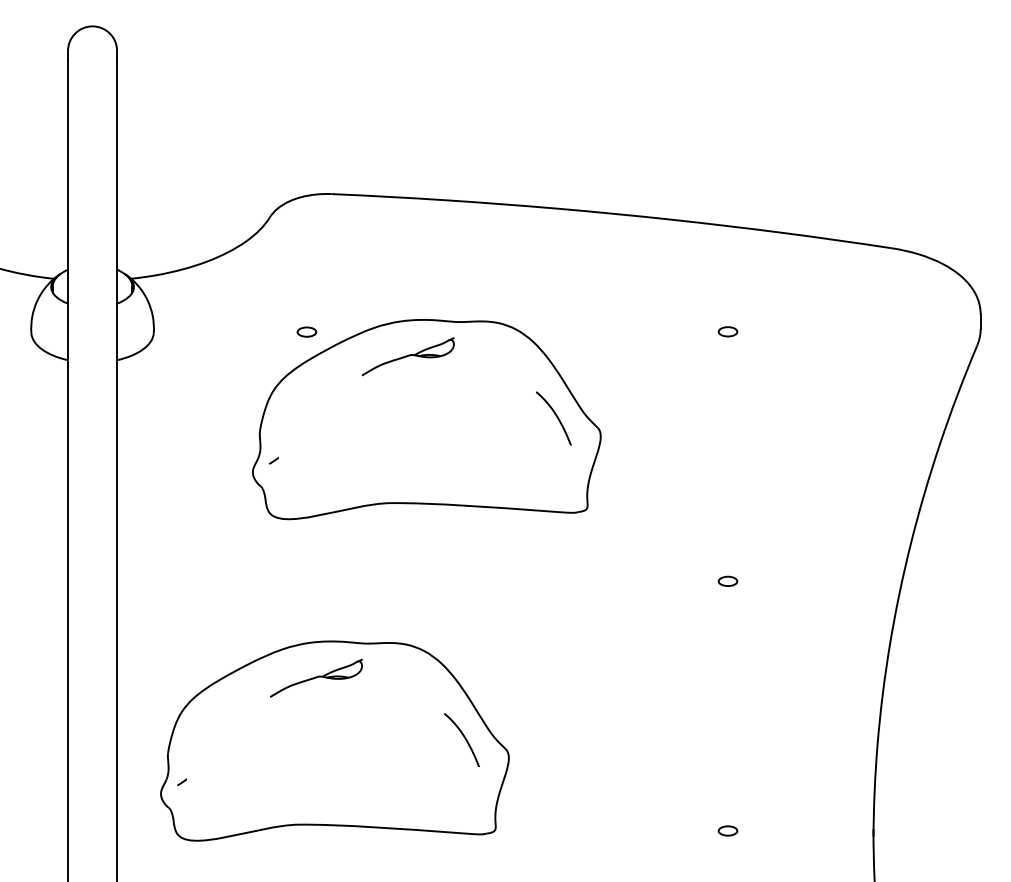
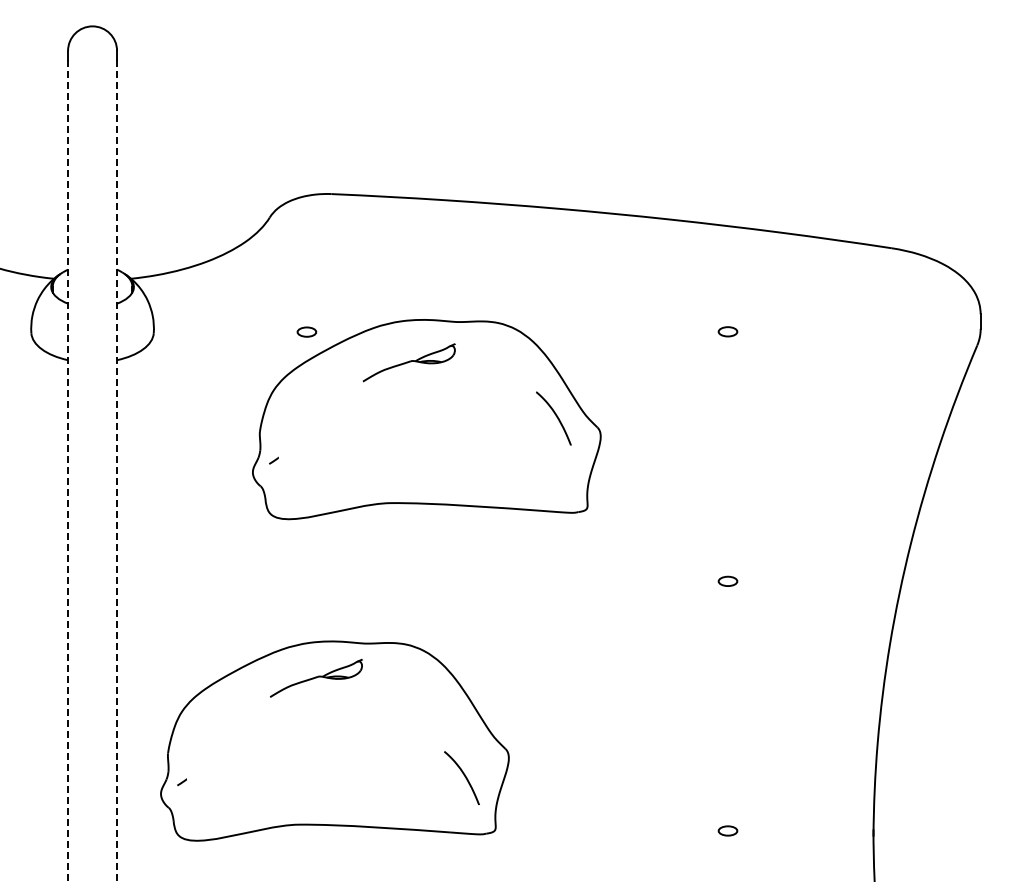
part position: (407, 356) -> (408, 362) (408, 362)
line: solid -> dashed (68, 470)
line: solid -> dashed (117, 470)
curve position: (463, 737) -> (463, 775) (463, 775)
